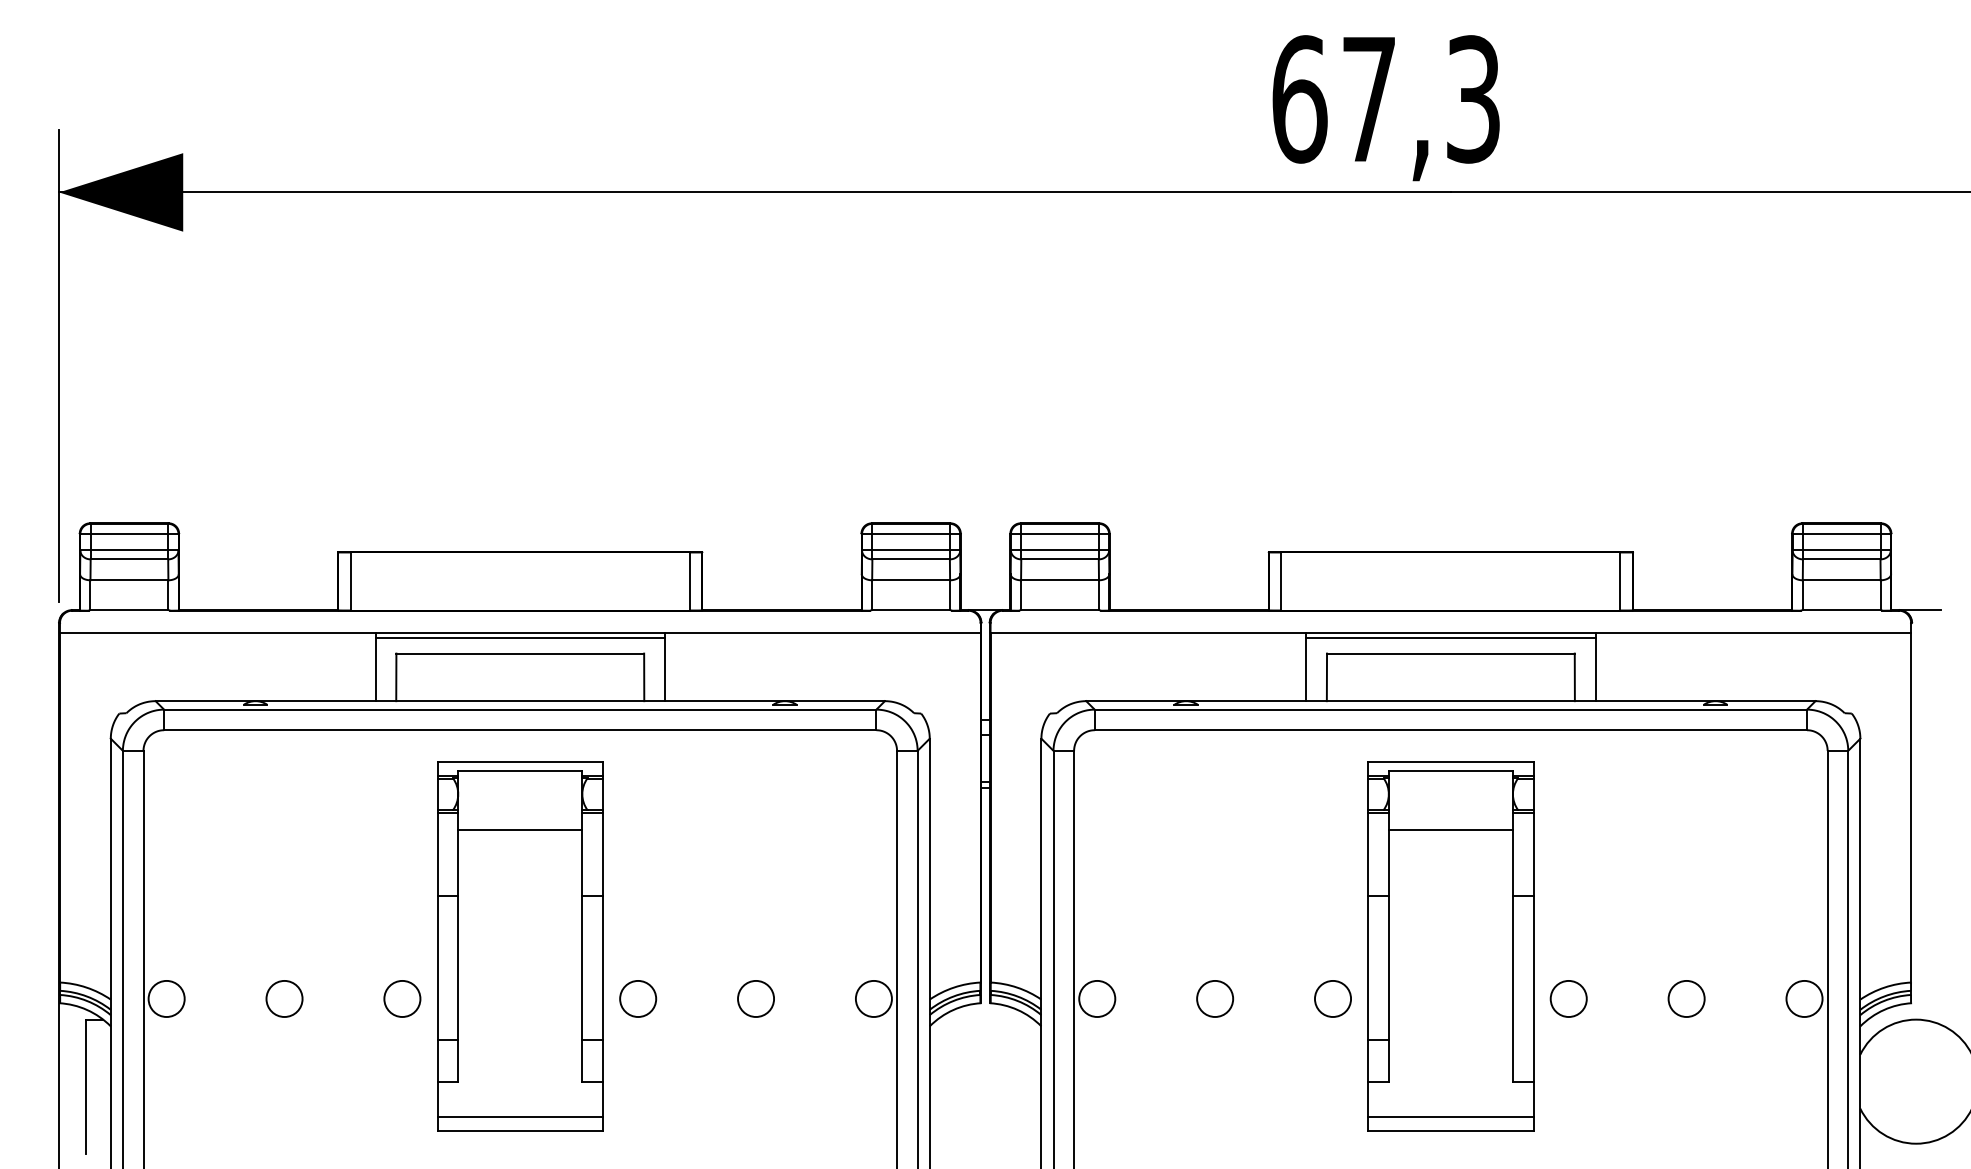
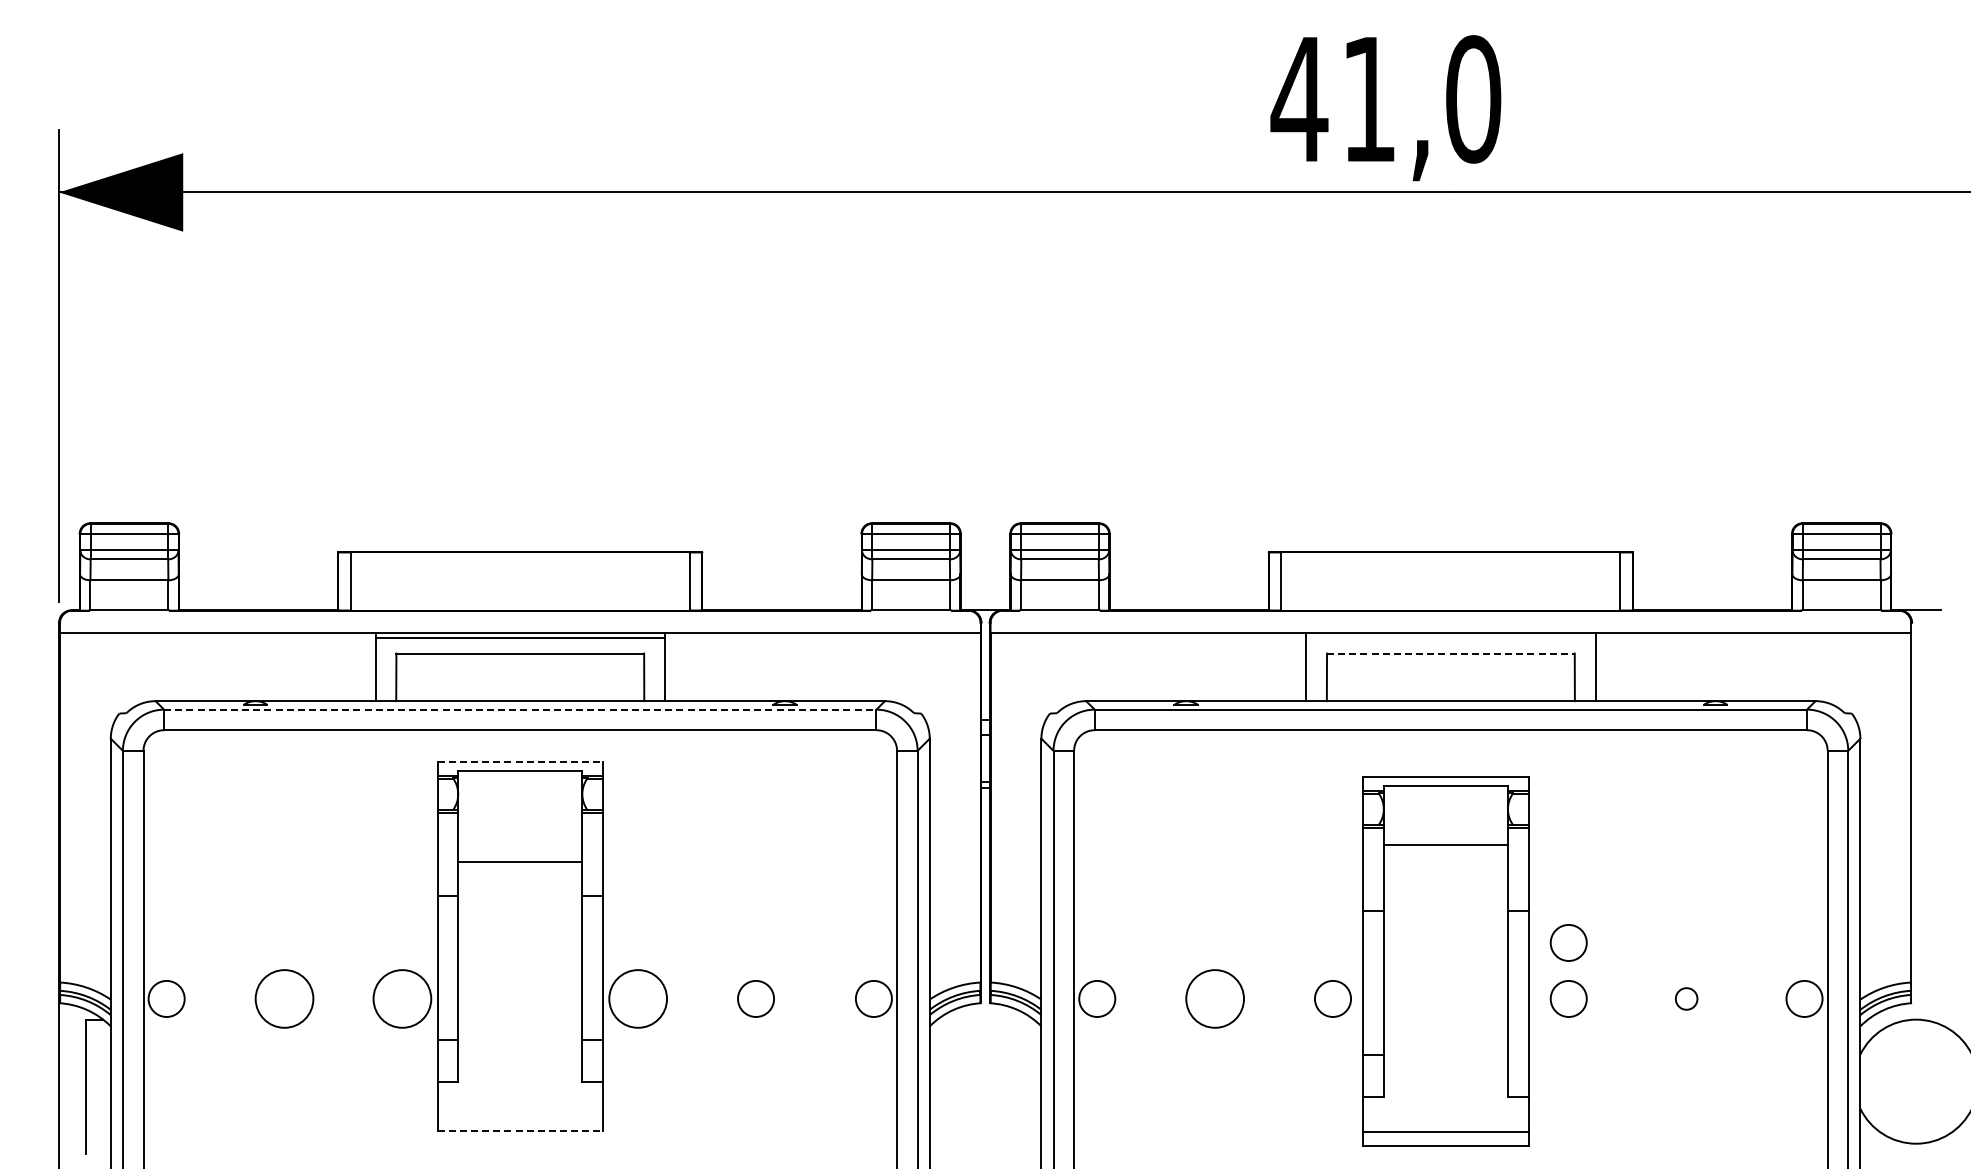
text: 67,3 -> 41,0 (1385, 99)
line: present -> none (1450, 637)
line: solid -> dashed (1450, 653)
line: solid -> dashed (520, 709)
line: solid -> dashed (520, 762)
line position: (520, 829) -> (520, 861) (520, 861)
circle: none -> present (1568, 942)
part position: (1450, 946) -> (1445, 961) (1445, 961)
circle diameter: 36 px -> 58 px (284, 998)
circle diameter: 36 px -> 58 px (402, 998)
circle diameter: 36 px -> 58 px (638, 998)
circle diameter: 36 px -> 58 px (1214, 998)
circle diameter: 36 px -> 22 px (1686, 998)
line: present -> none (520, 1116)
line: solid -> dashed (520, 1130)
